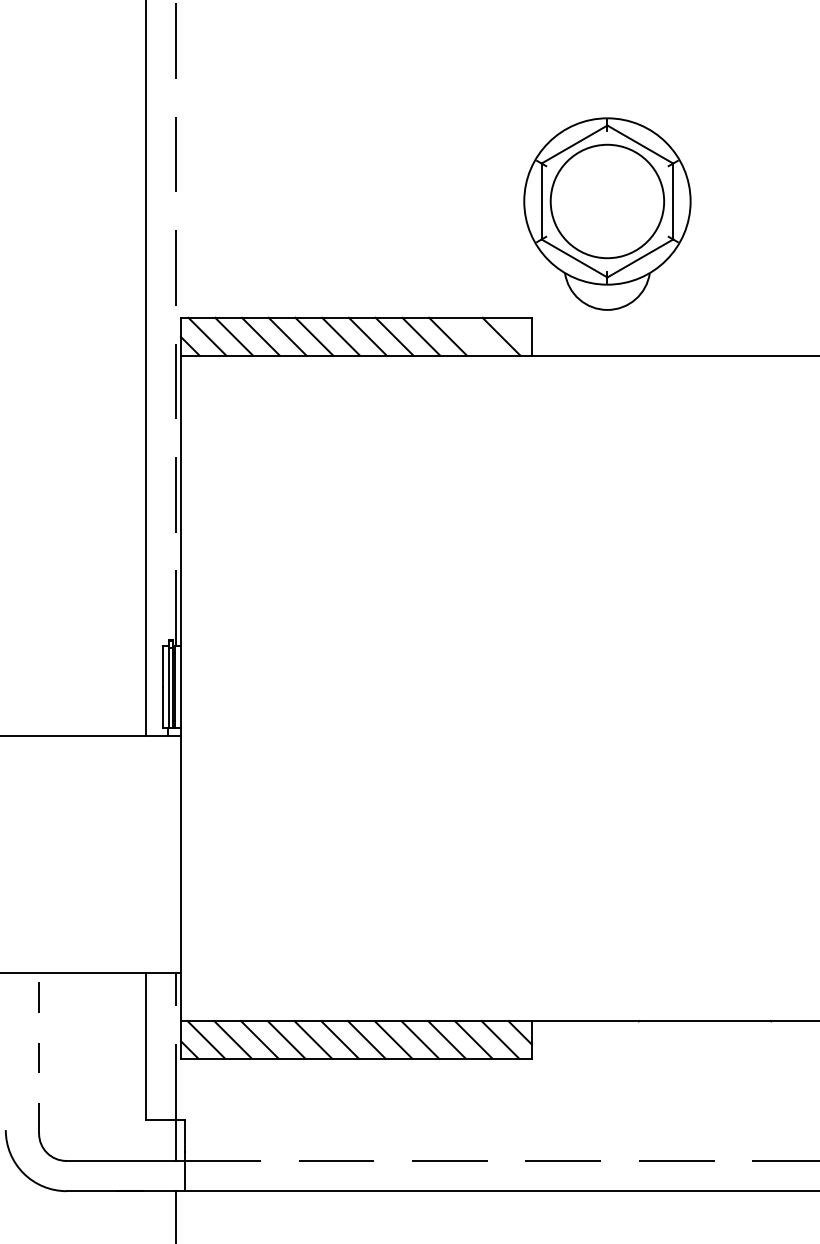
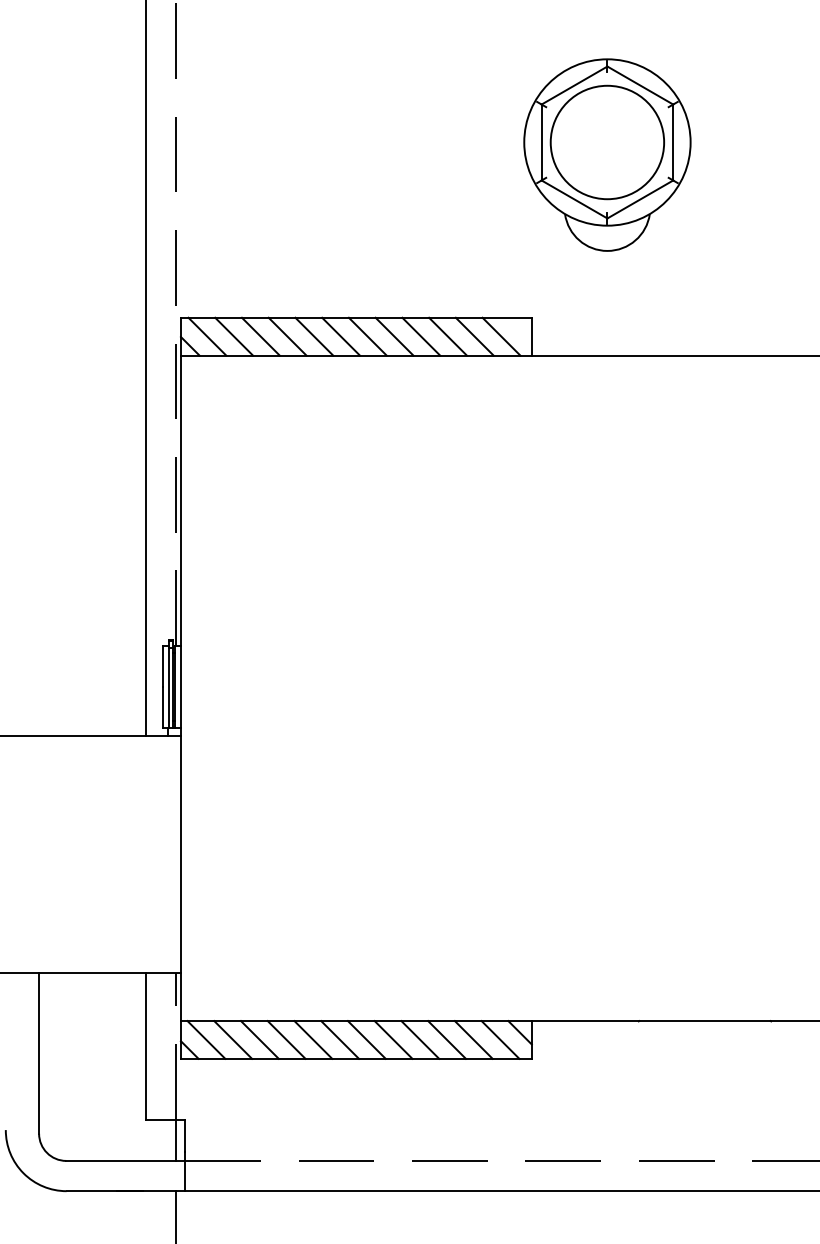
part position: (607, 213) -> (607, 154) (607, 154)
line: none -> present (474, 336)
line: dashed -> solid (39, 1052)
